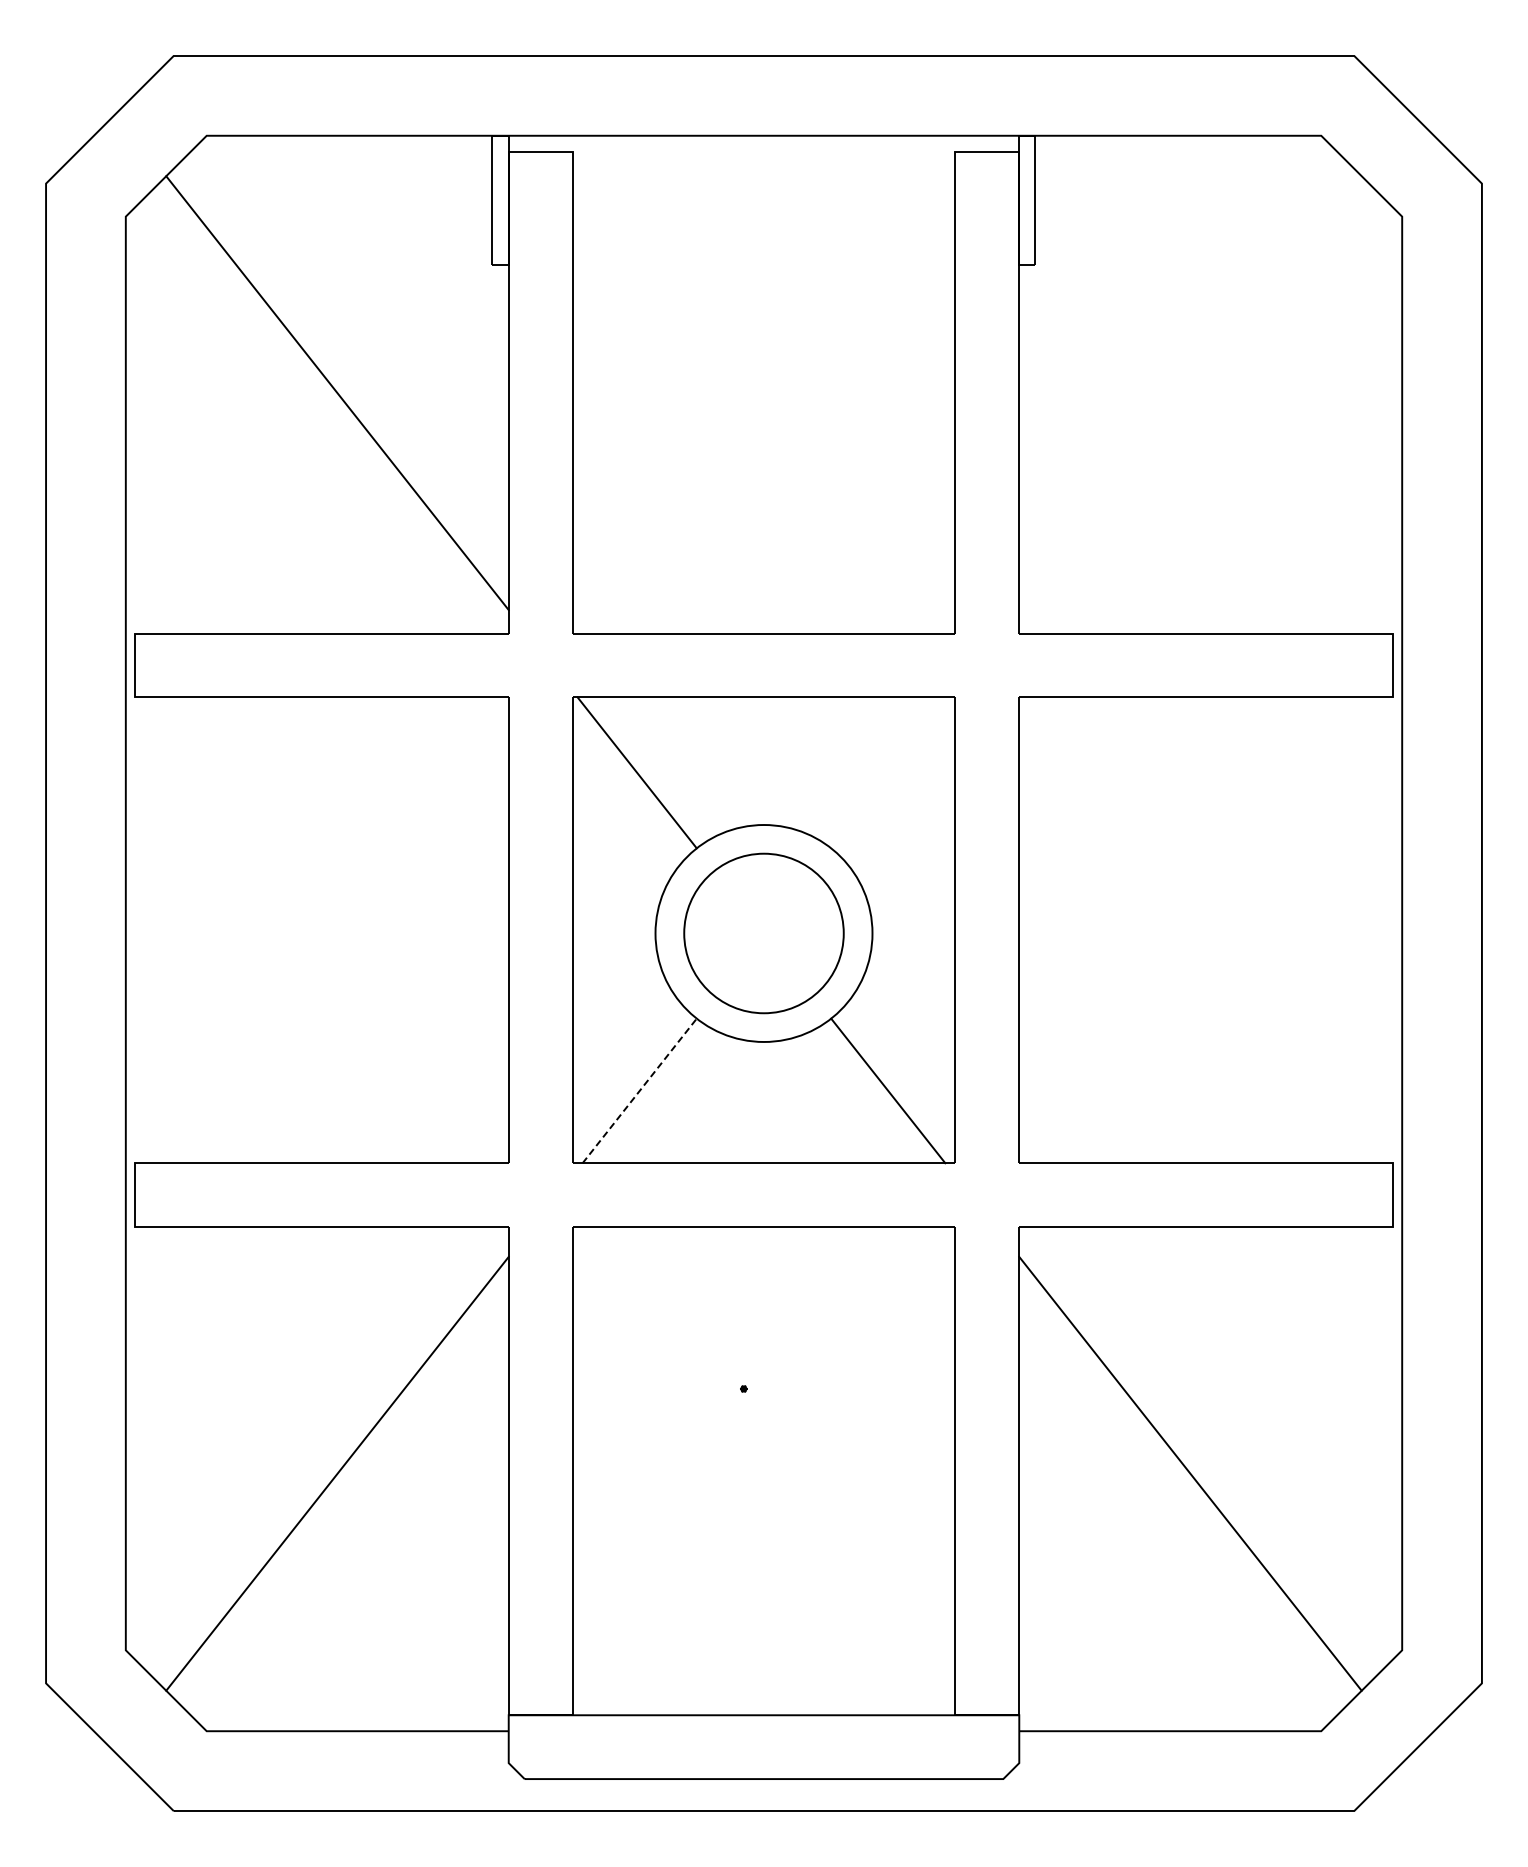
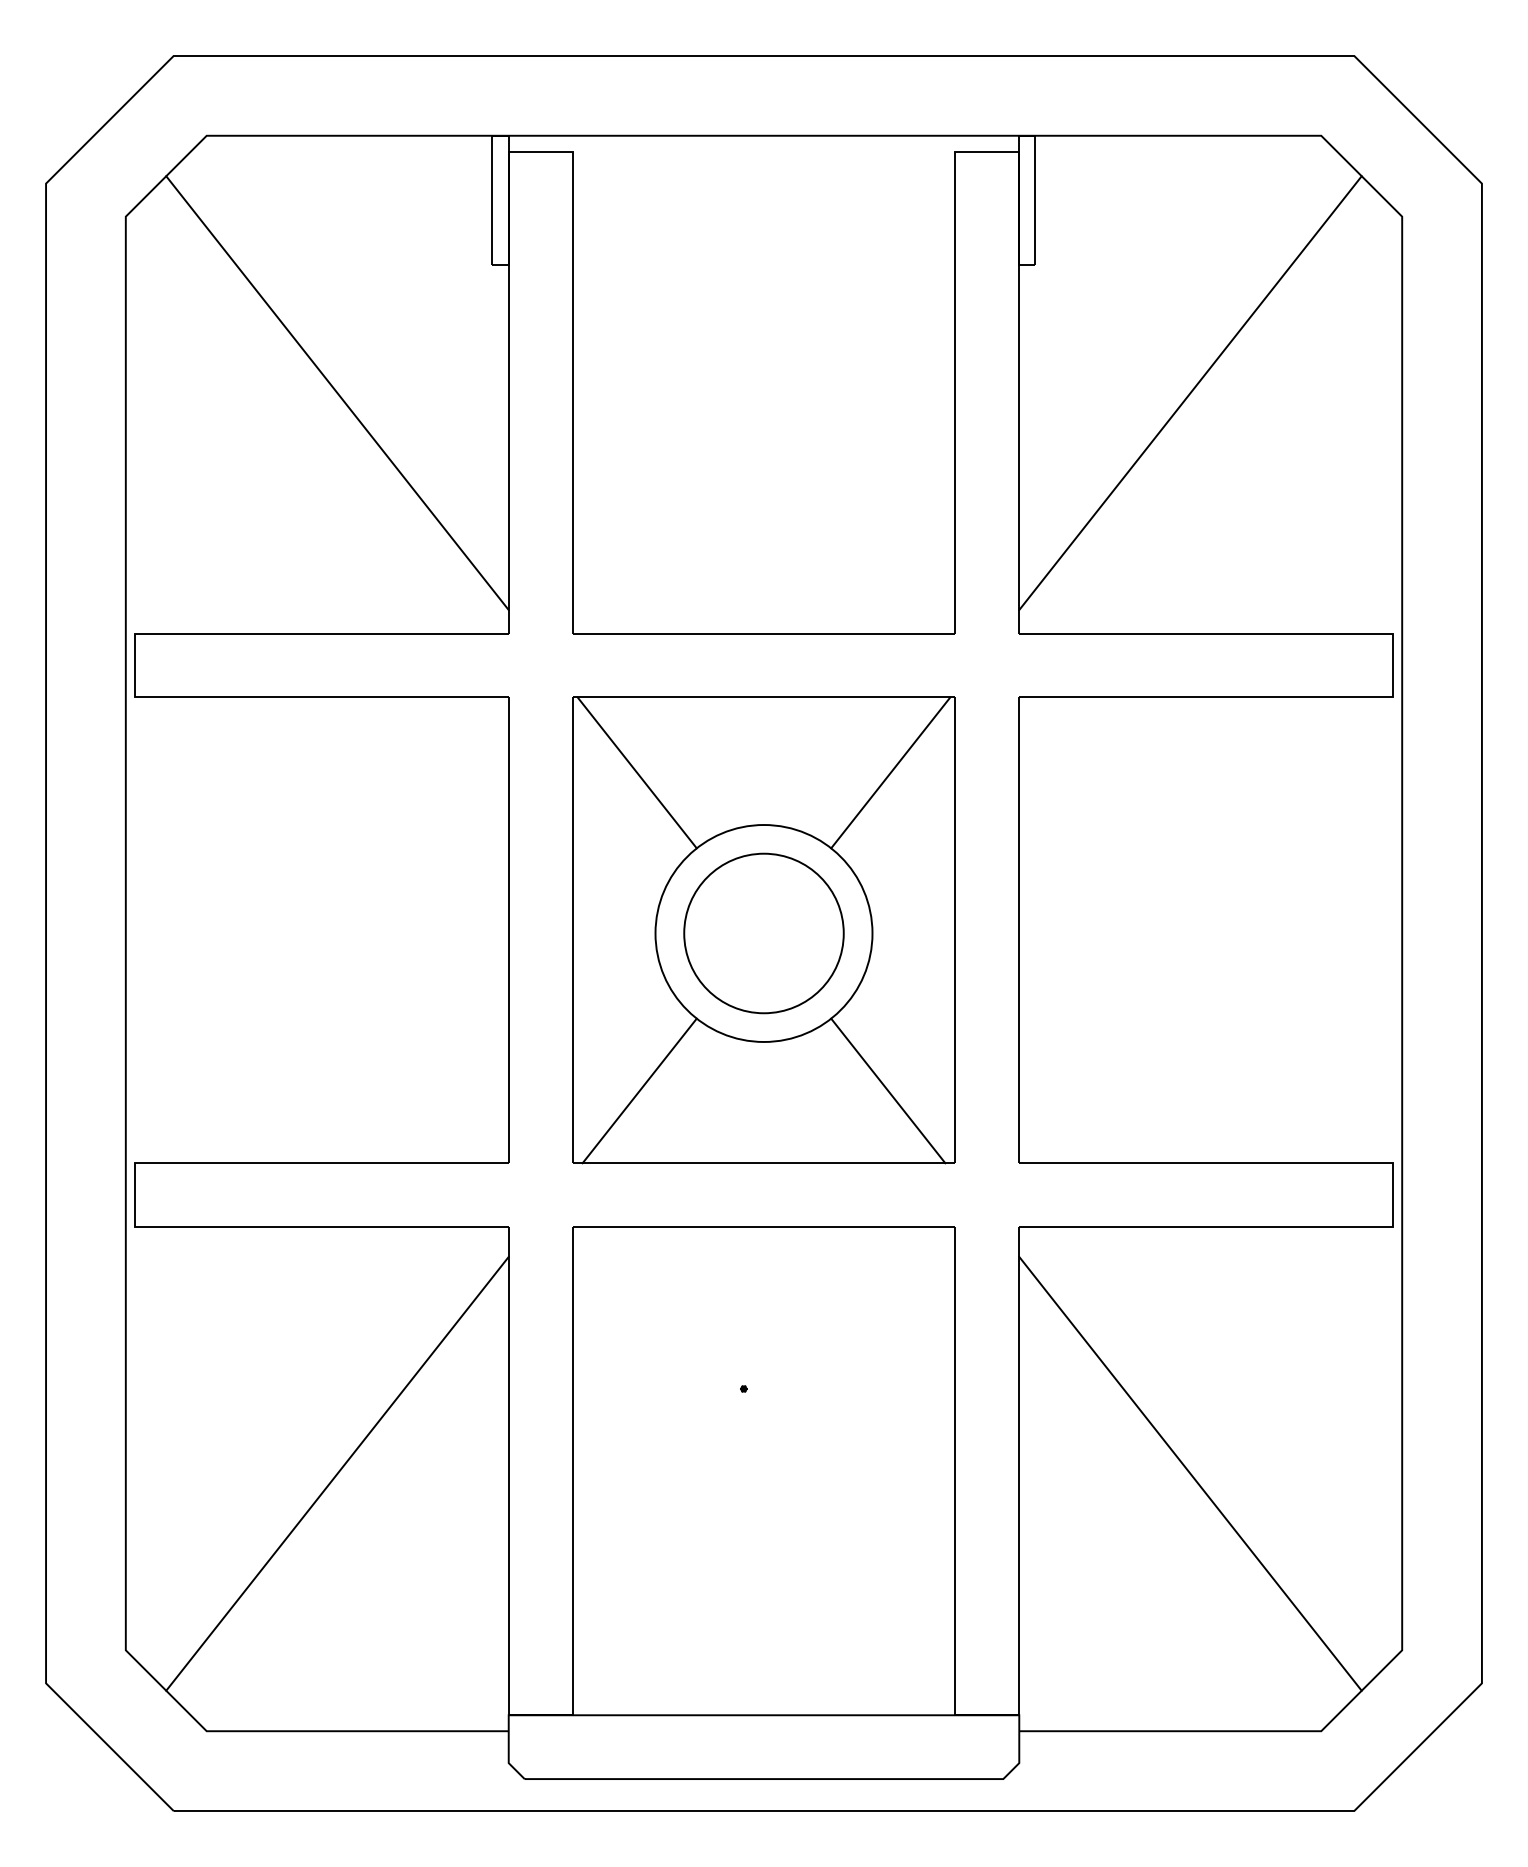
line: none -> present (1190, 393)
line: none -> present (890, 772)
line: dashed -> solid (640, 1090)
